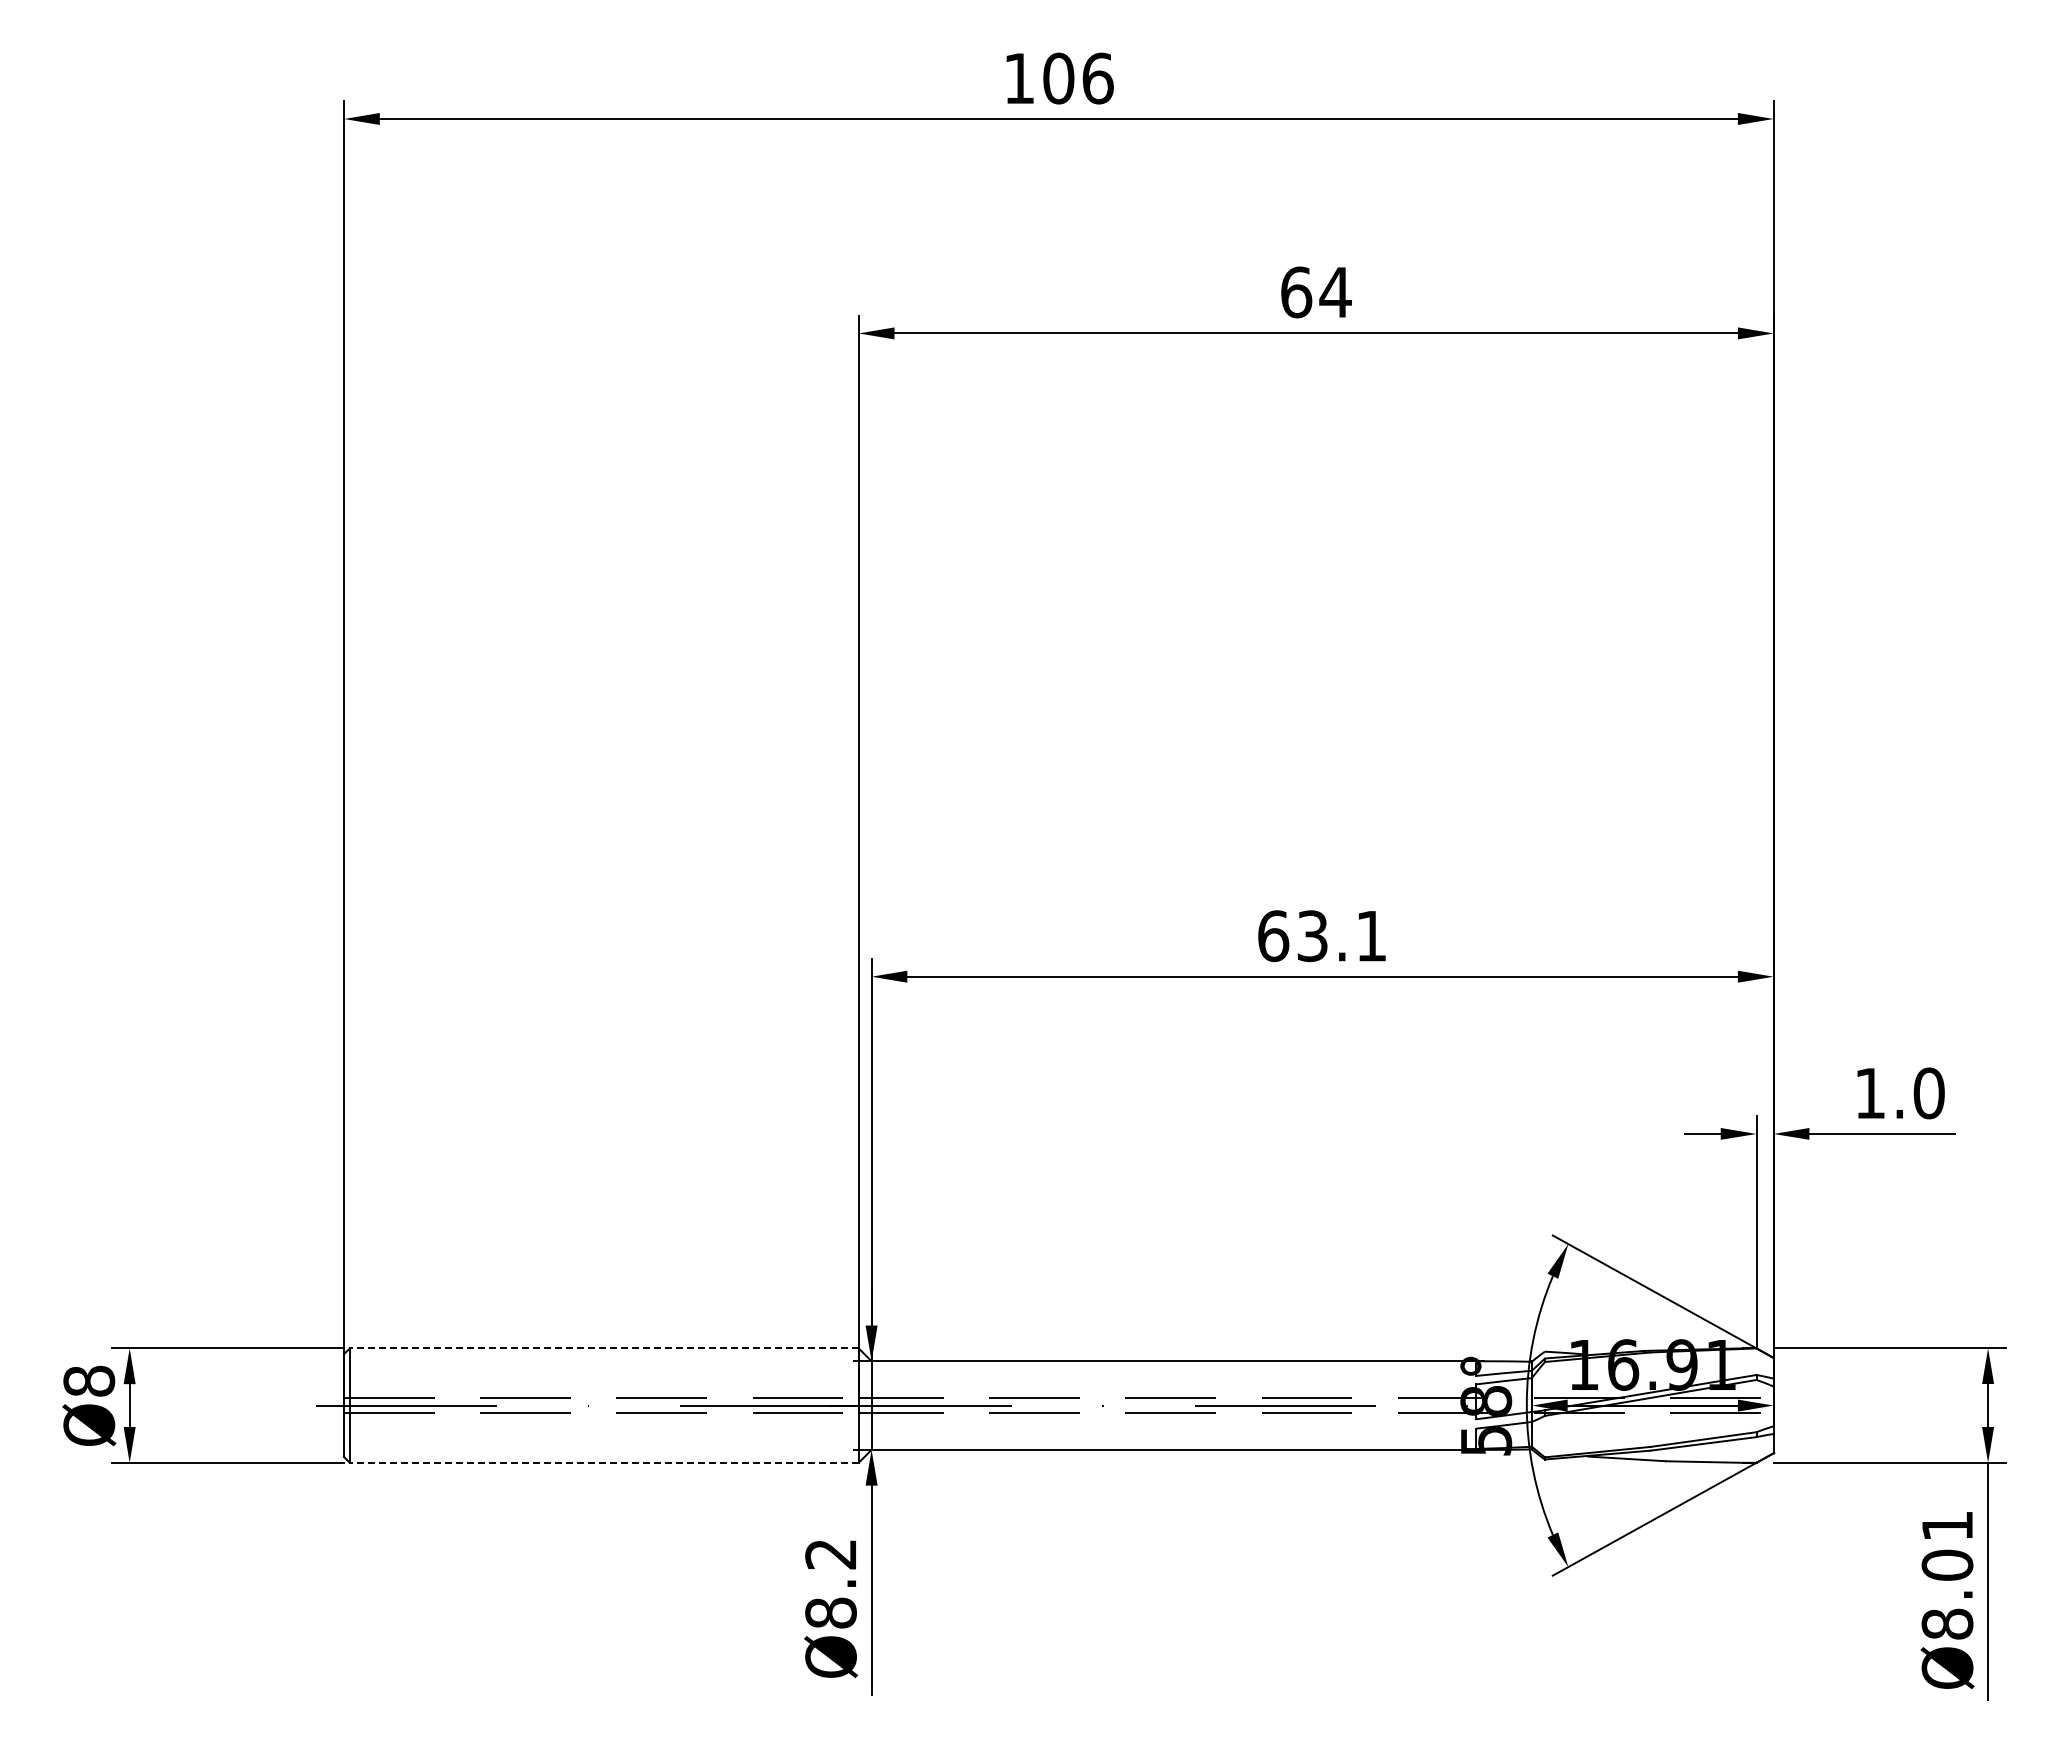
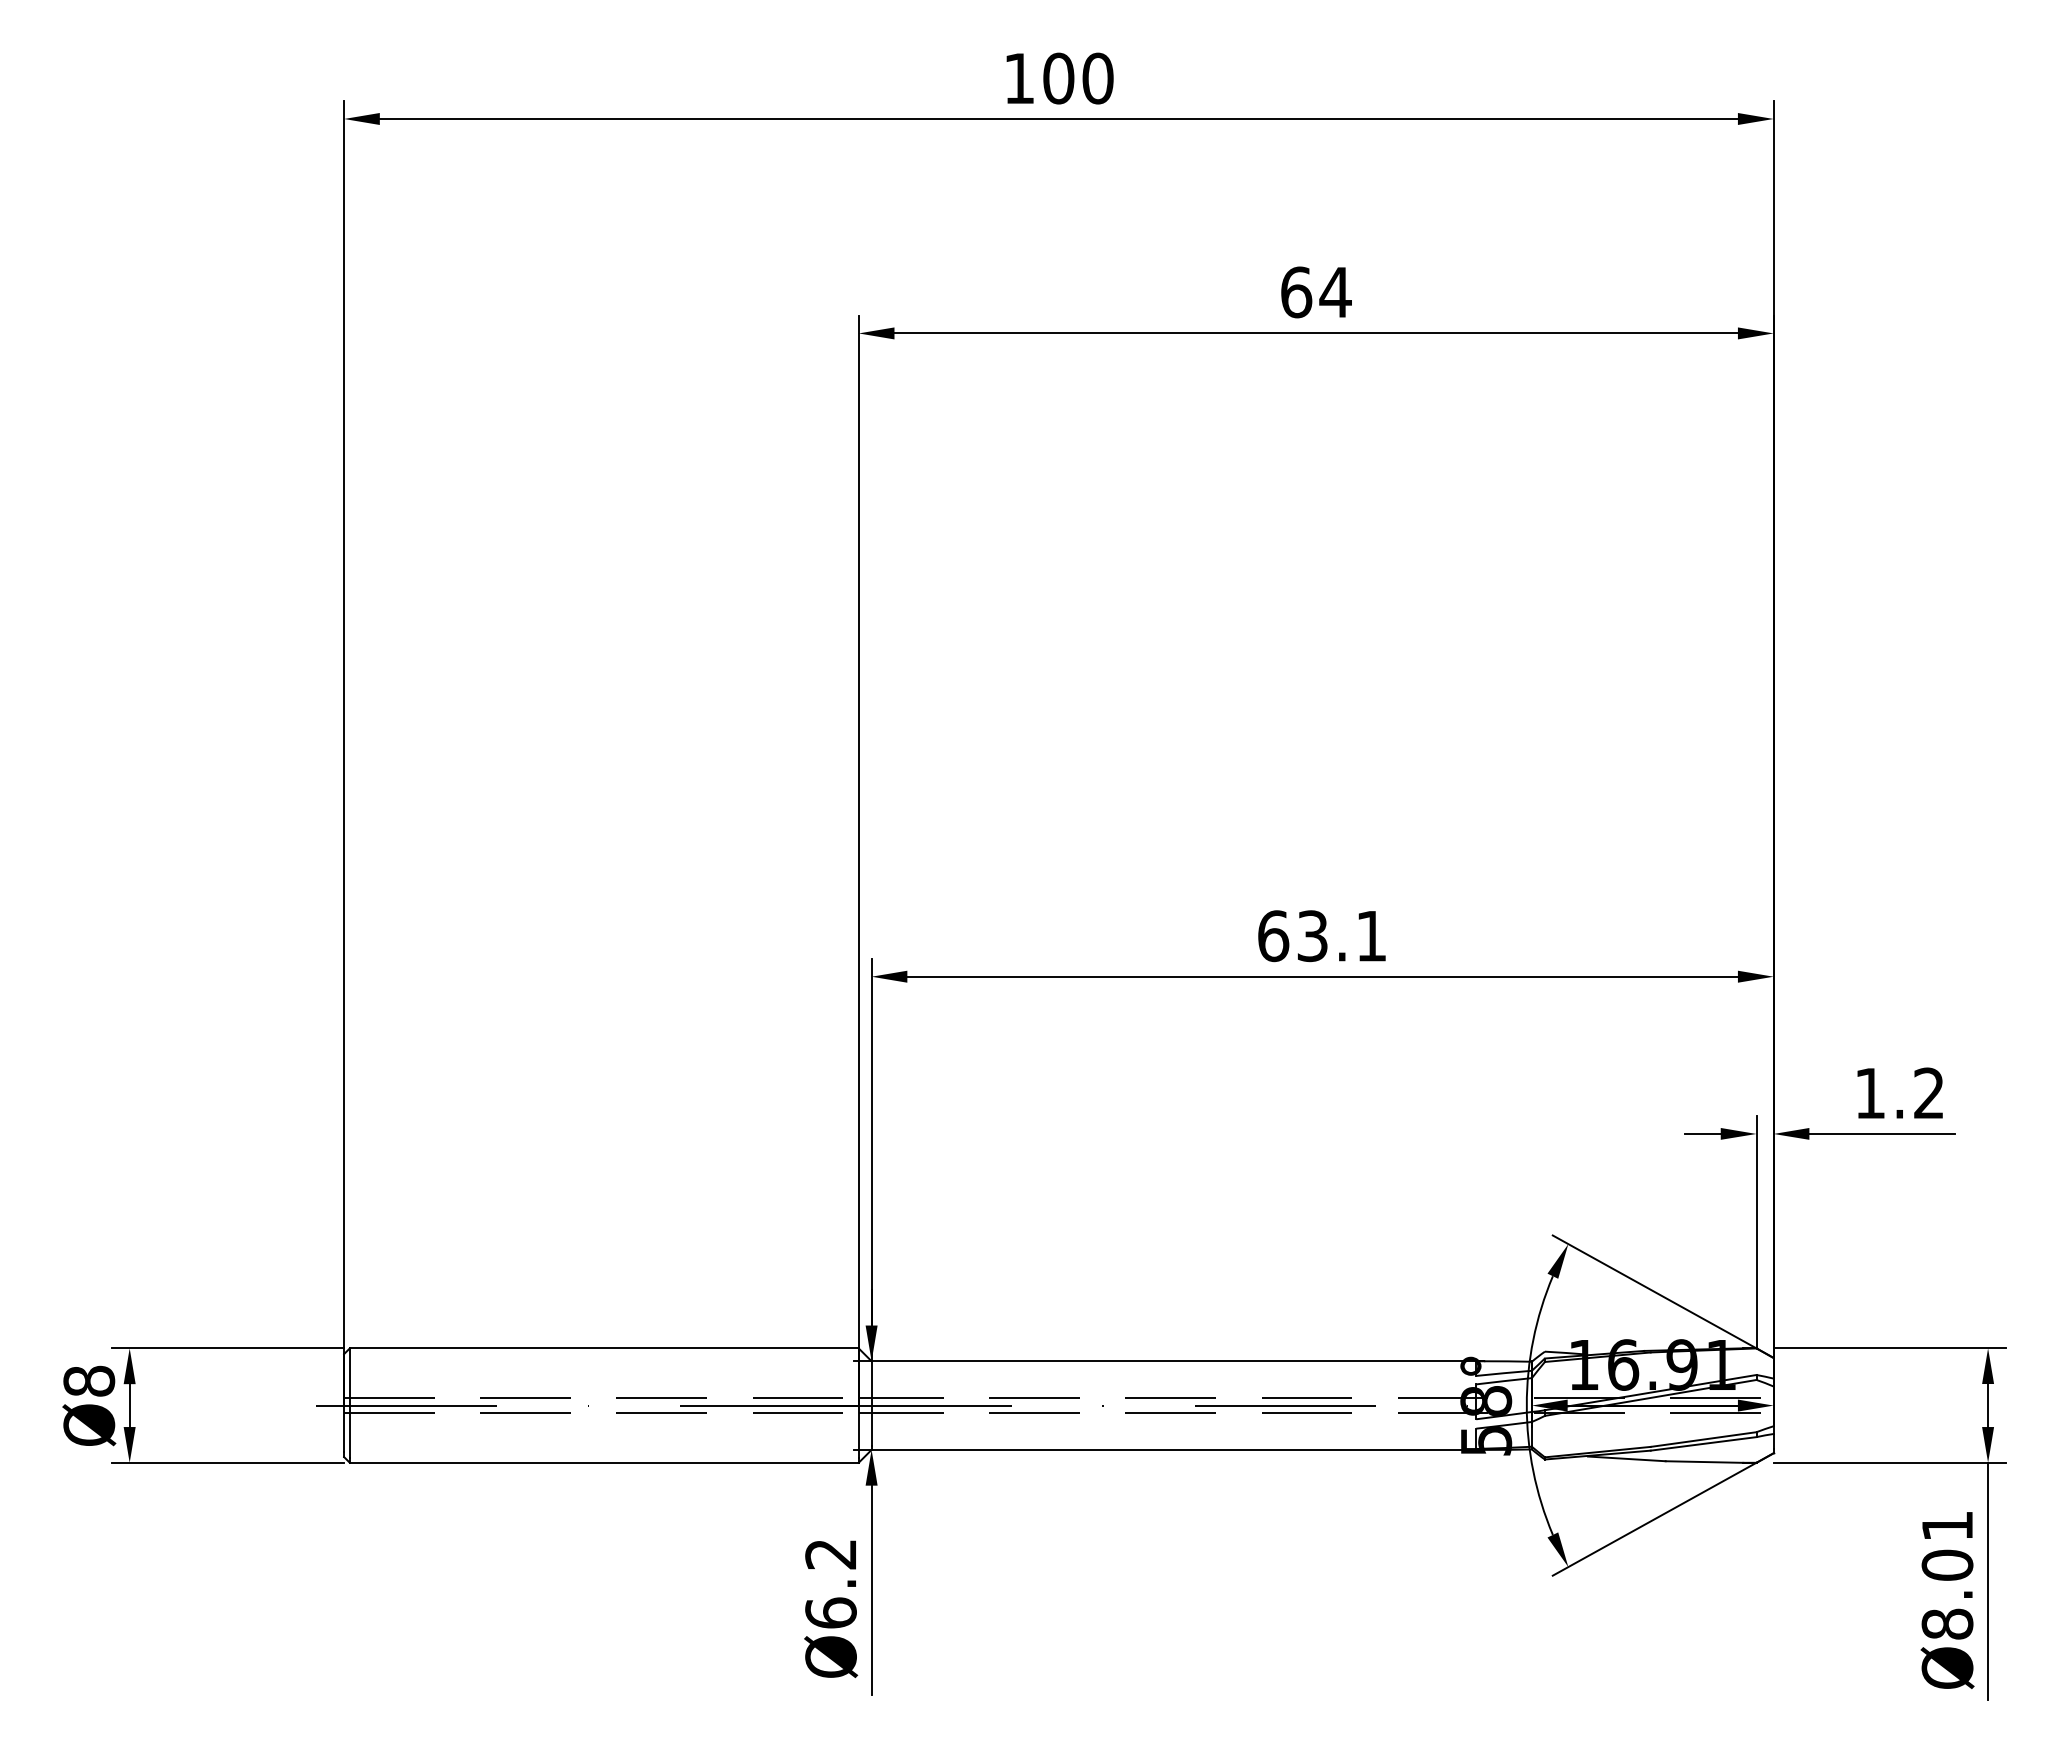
text: 106 -> 100 (1097, 78)
text: 1.0 -> 1.2 (1928, 1093)
line: dashed -> solid (603, 1348)
line: dashed -> solid (603, 1462)
text: Ø8.2 -> Ø6.2 (830, 1612)
